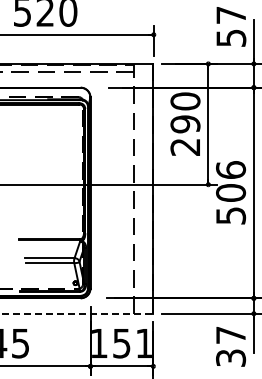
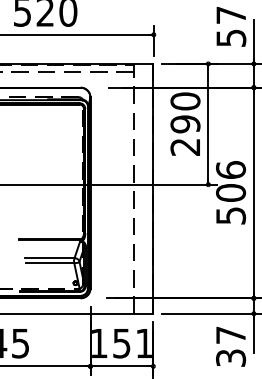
line: dashed -> solid (77, 313)
